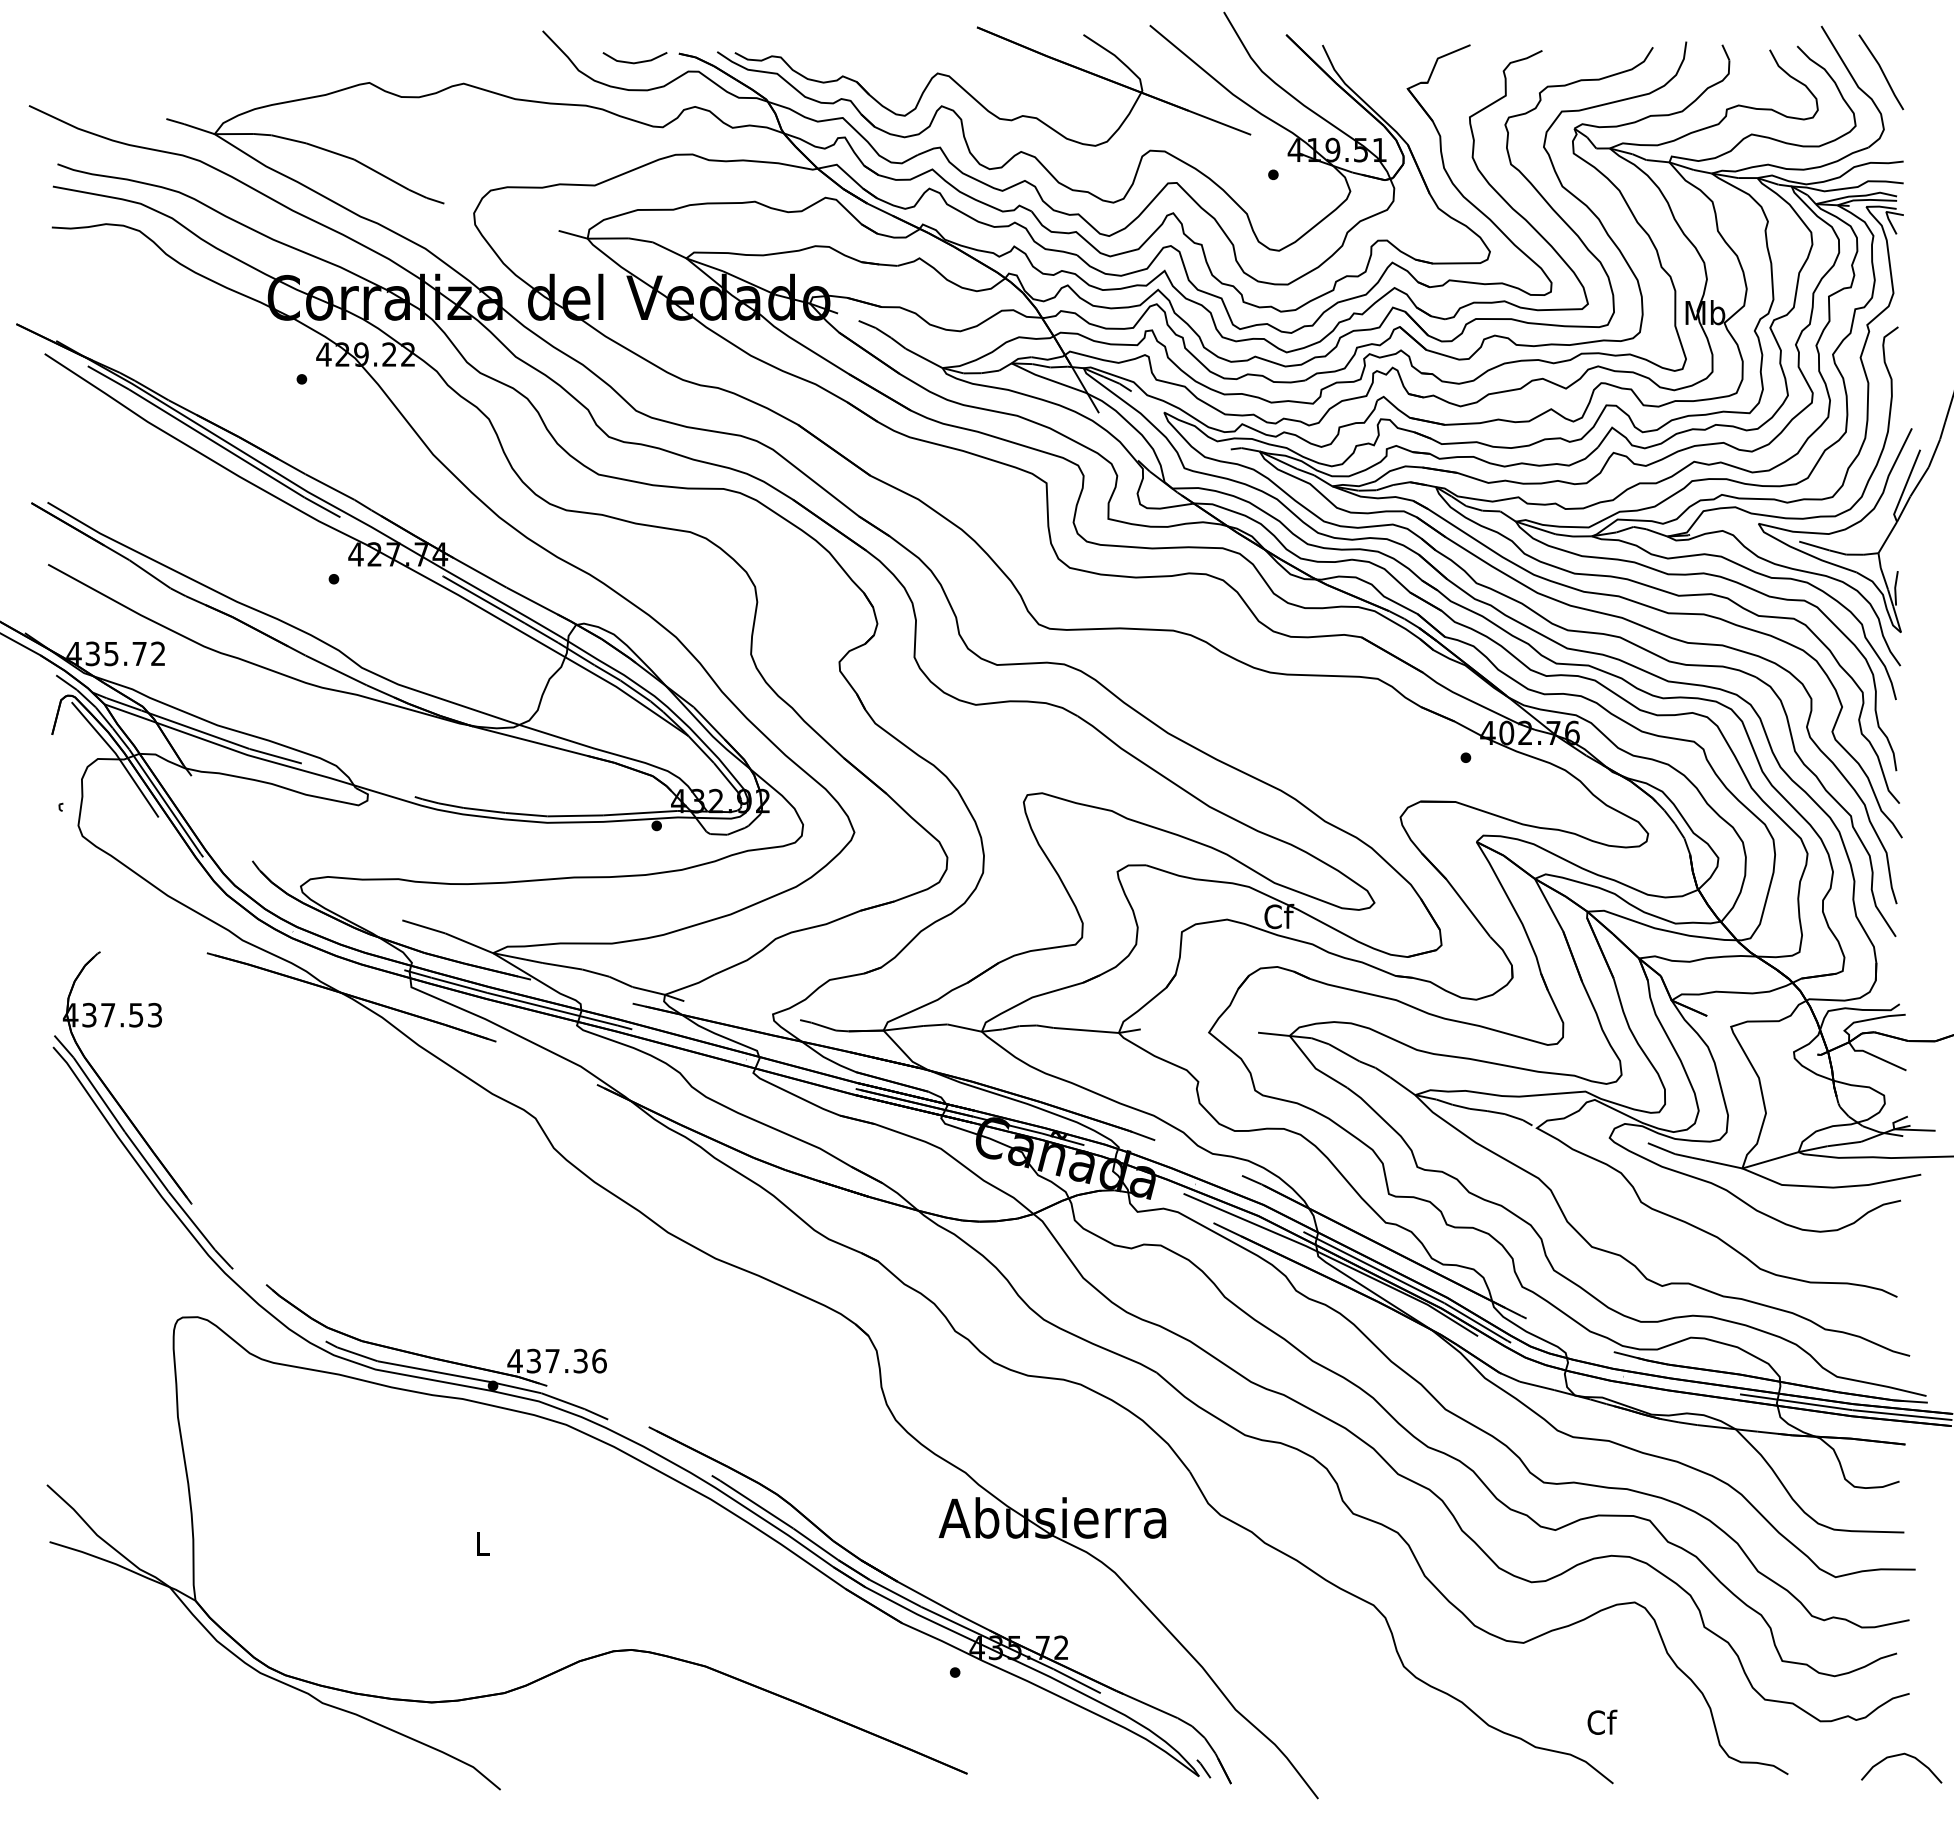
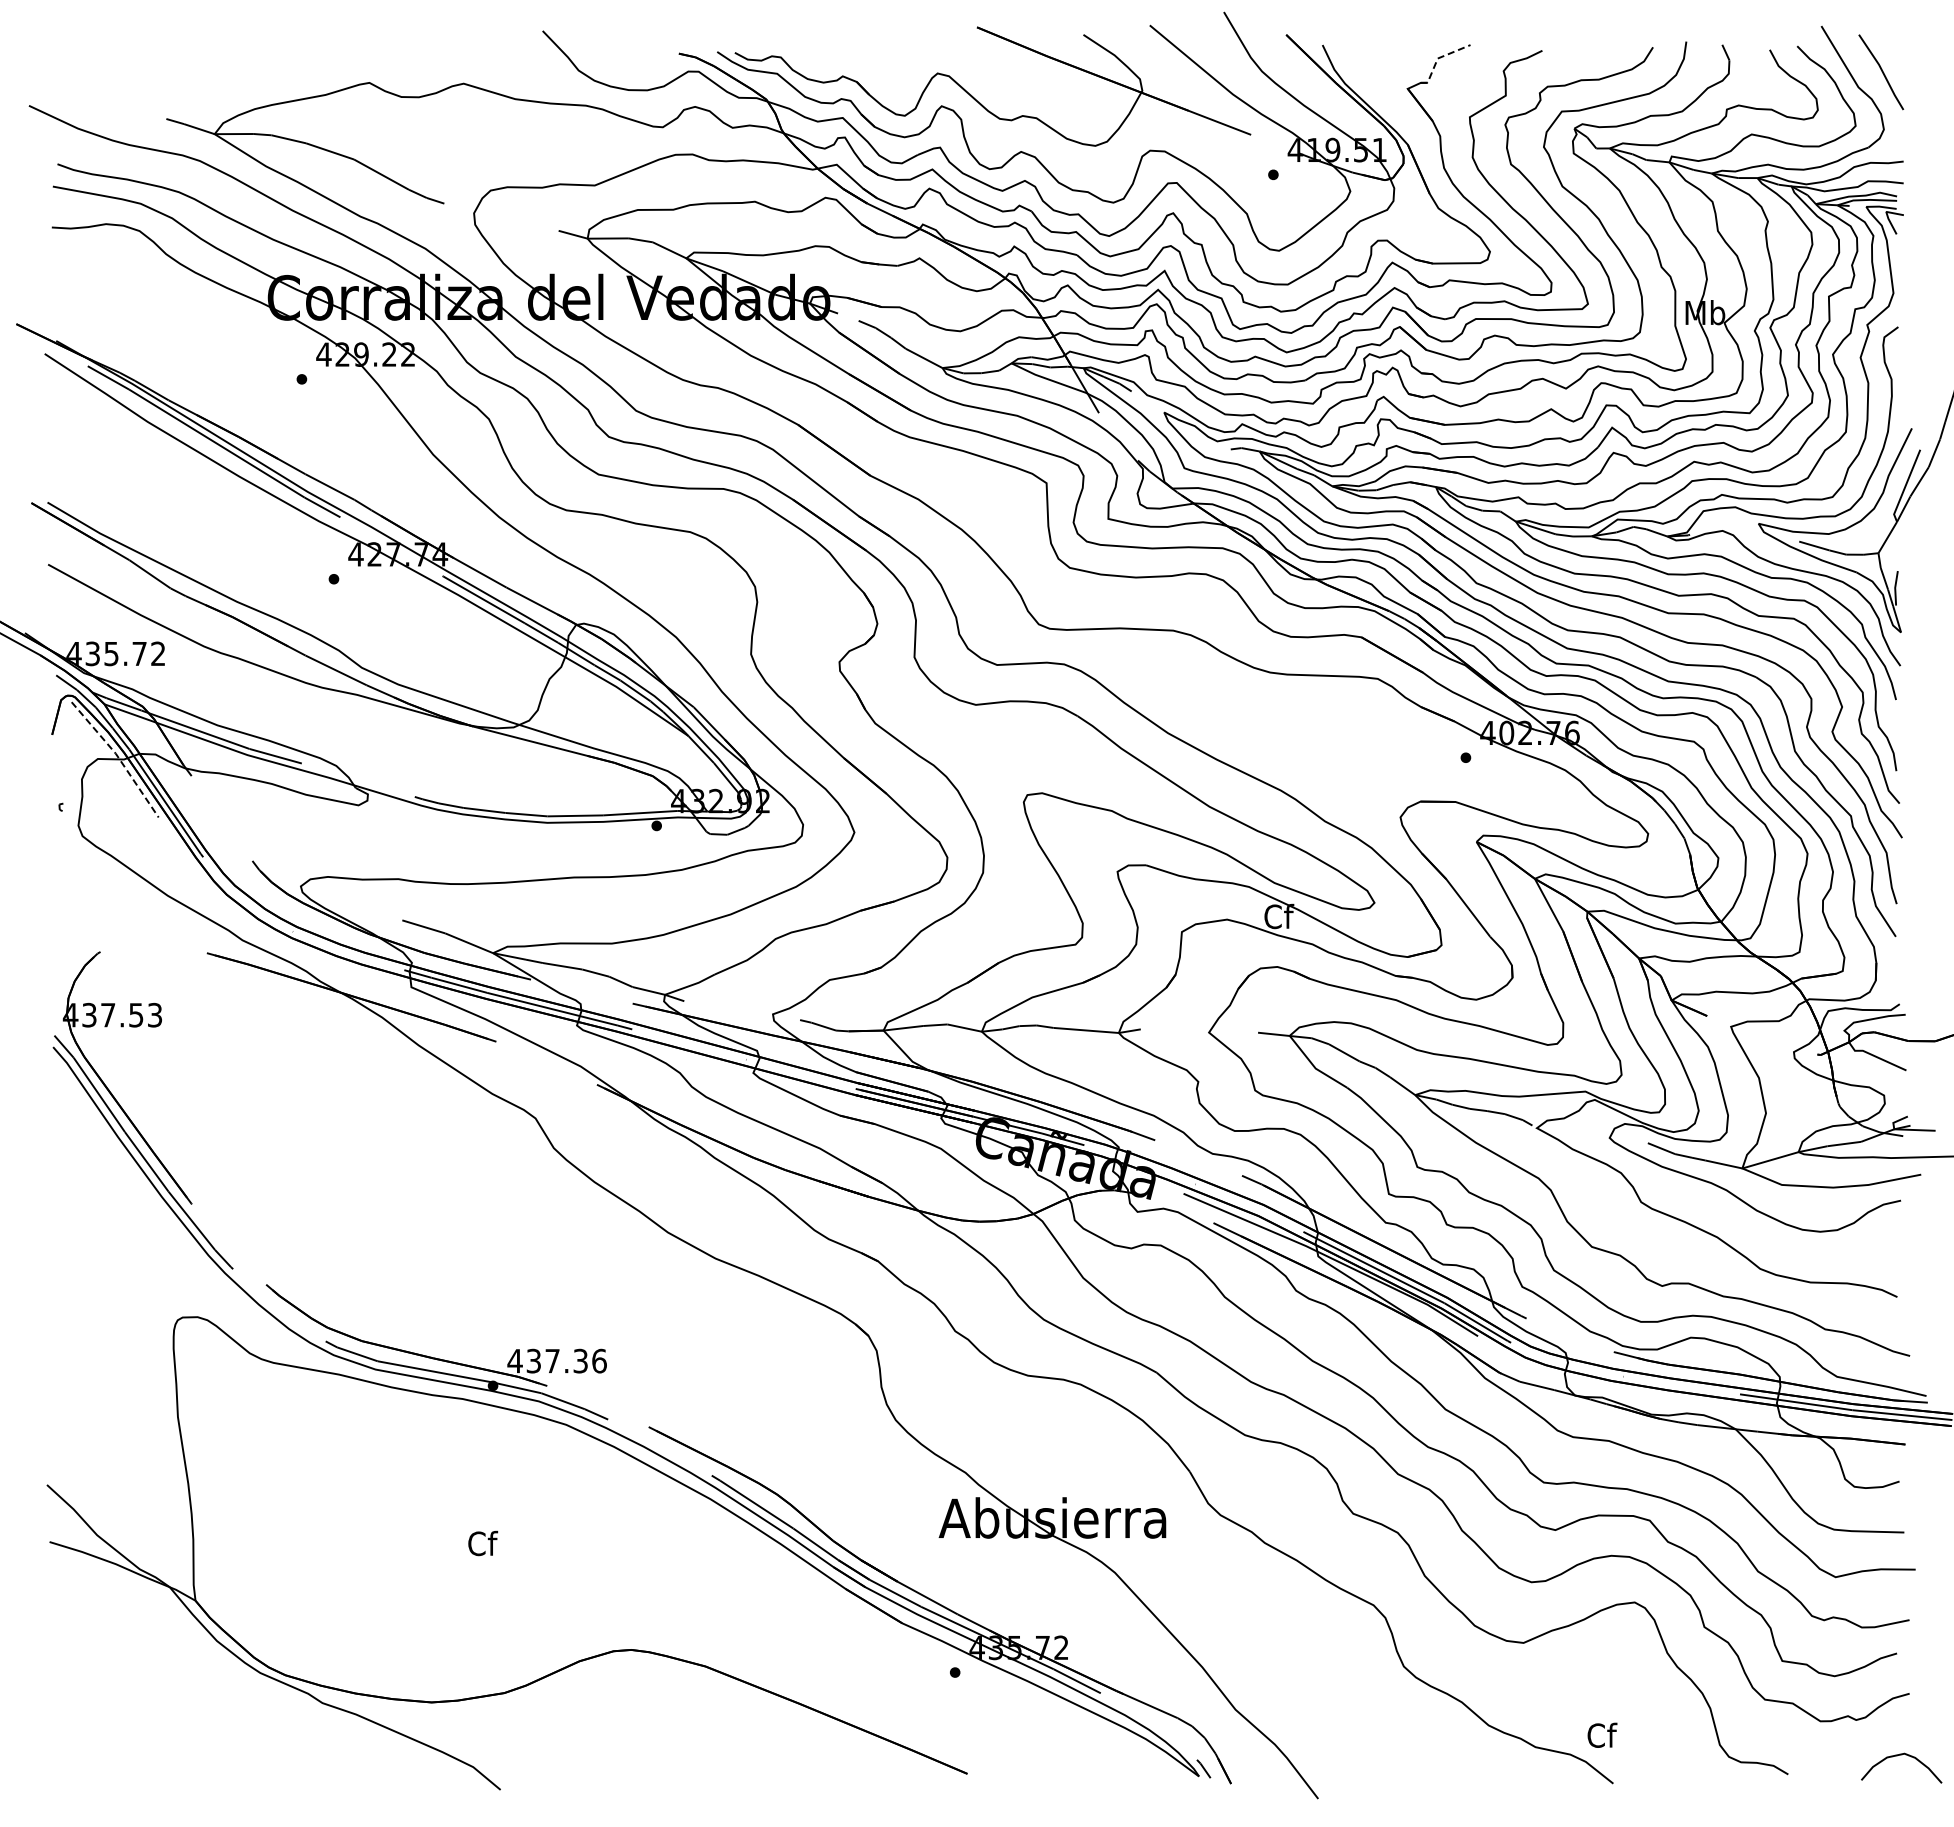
line: solid -> dashed (1437, 58)
line: present -> none (634, 62)
line: solid -> dashed (118, 757)
text: L -> Cf (483, 1543)
text position: (1602, 1721) -> (1602, 1734) (1602, 1734)
